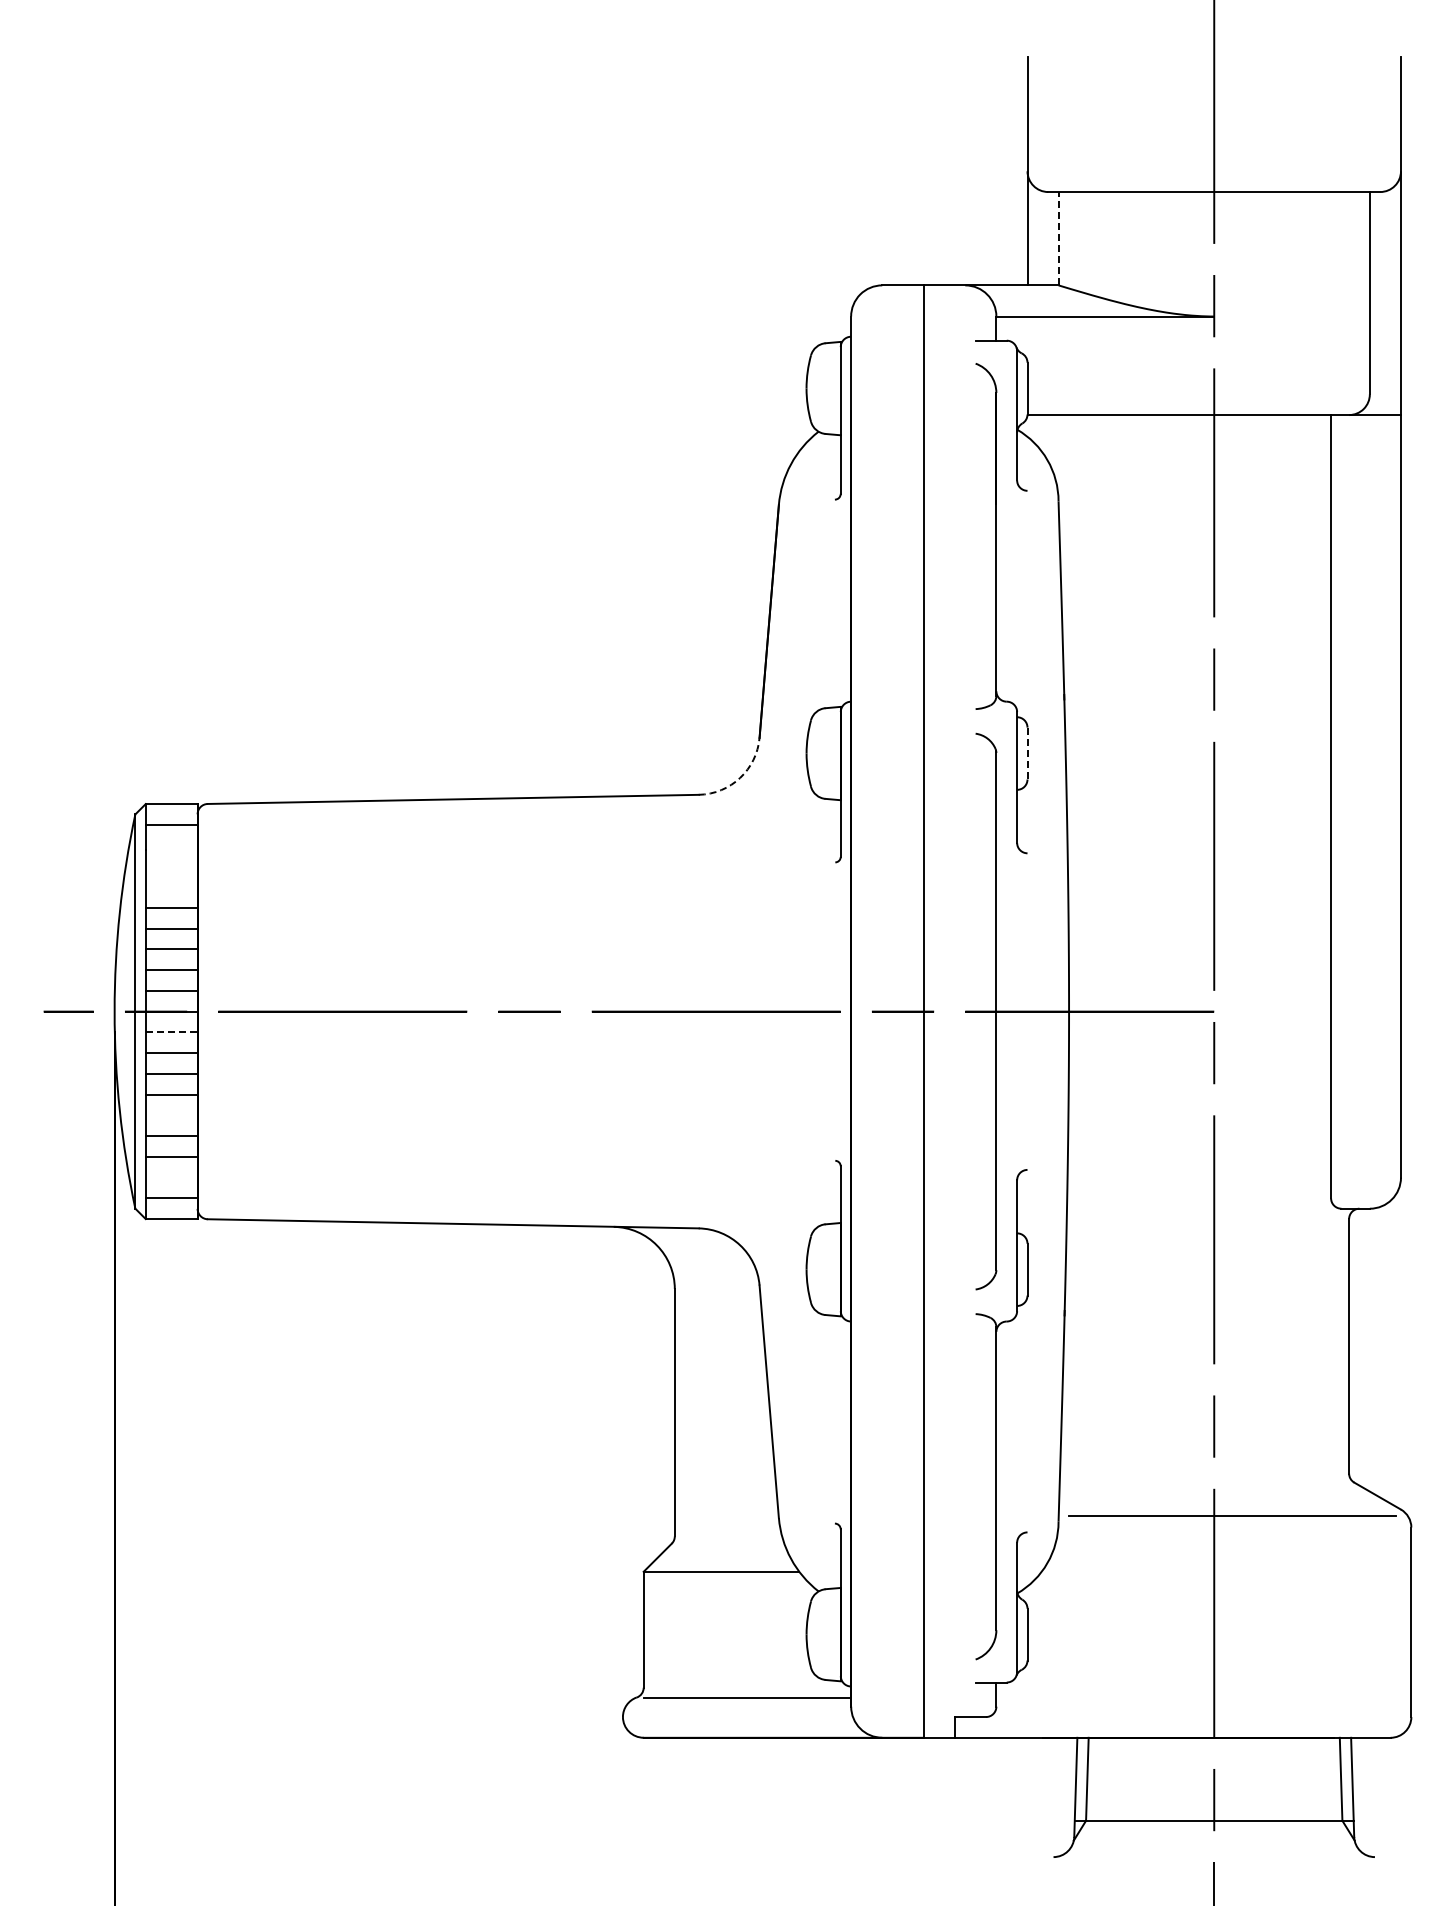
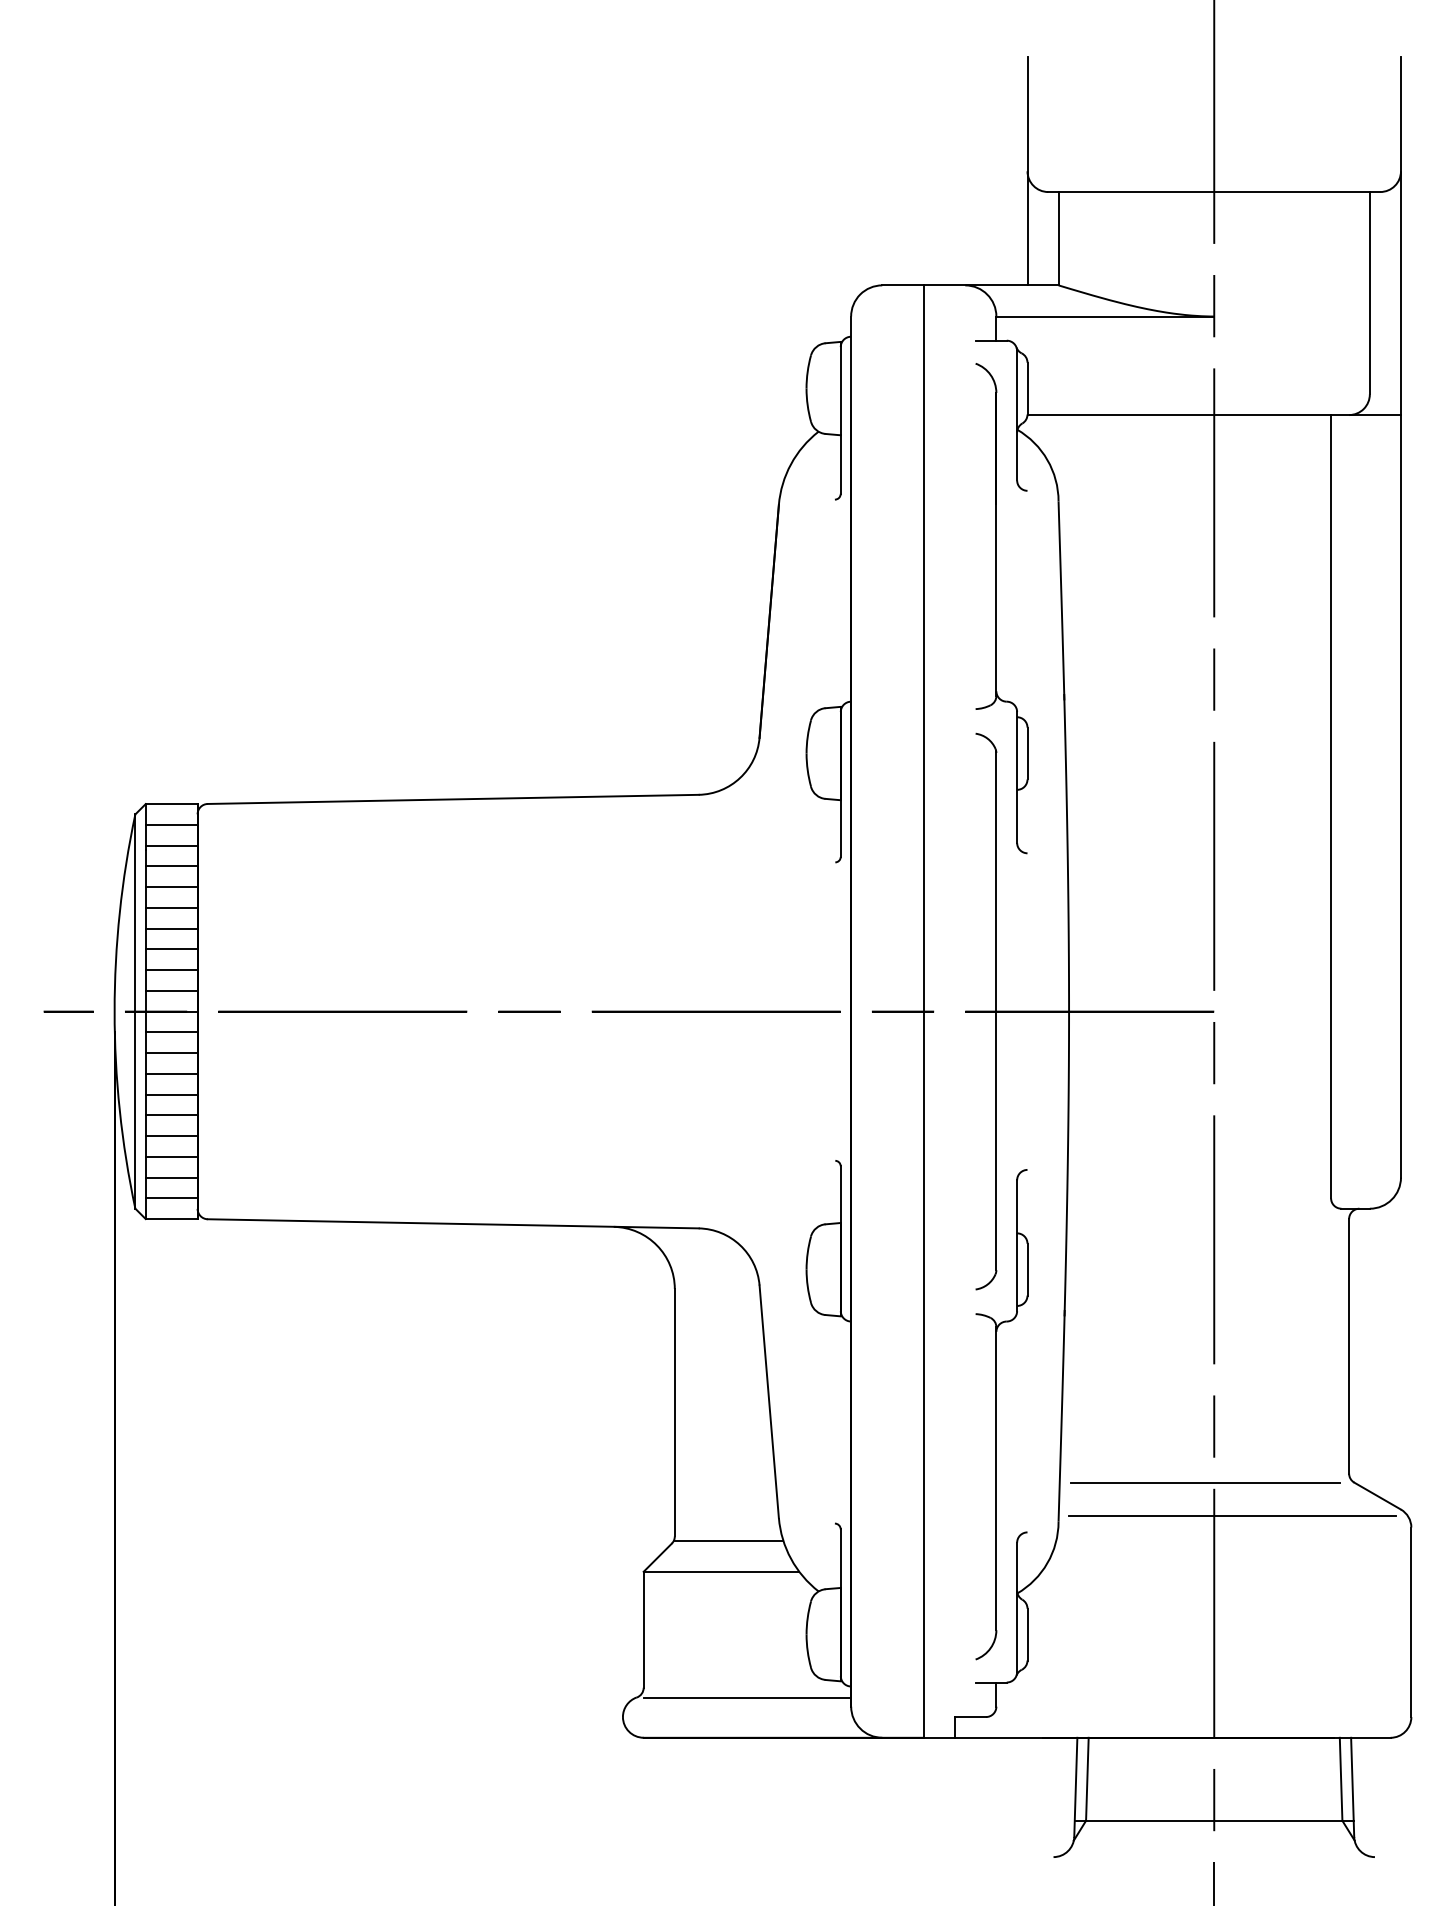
line: dashed -> solid (1058, 238)
line: dashed -> solid (1027, 753)
arc: dashed -> solid (740, 778)
line: none -> present (171, 845)
line: none -> present (171, 866)
line: none -> present (171, 887)
line: dashed -> solid (171, 1032)
line: none -> present (171, 1115)
line: none -> present (171, 1177)
line: none -> present (1205, 1482)
line: none -> present (728, 1540)
